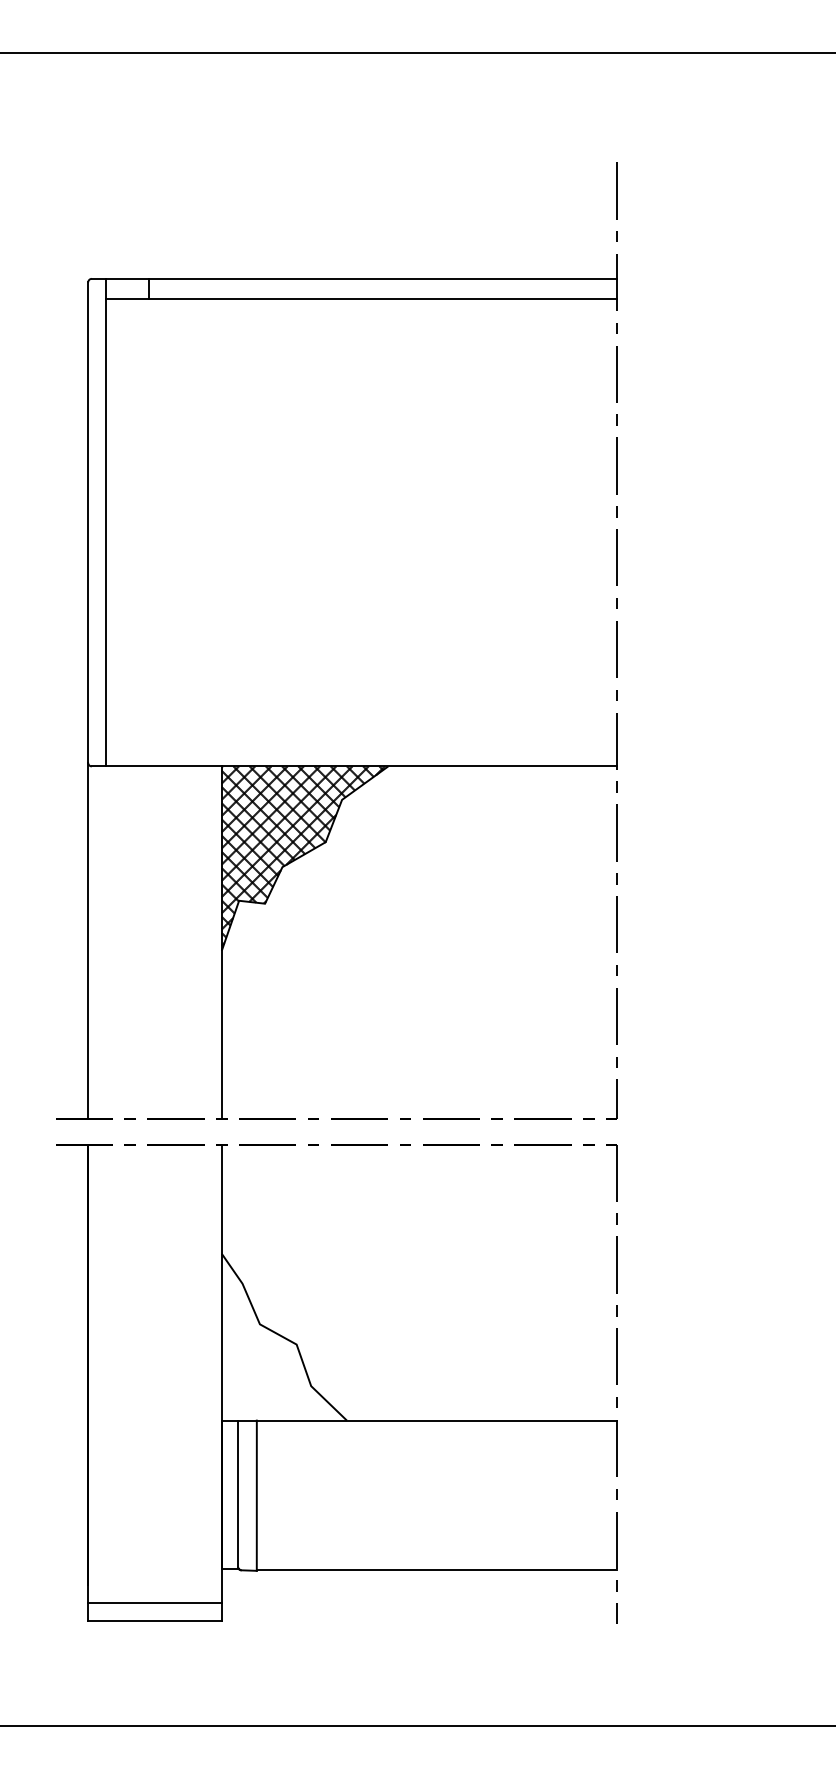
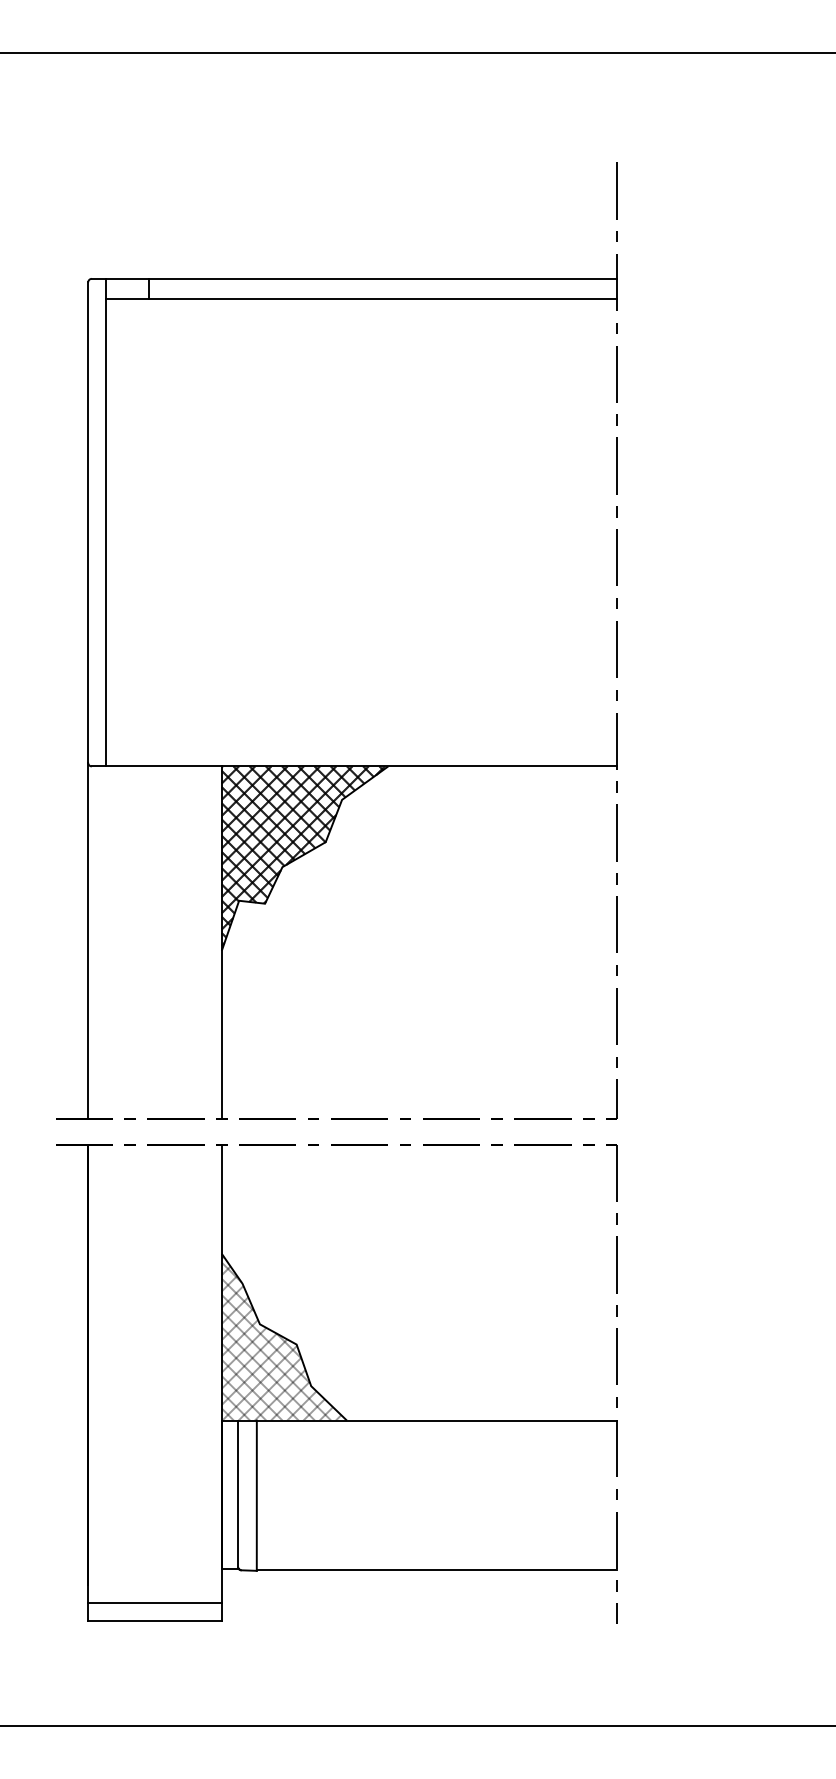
hatch: none -> present (281, 1338)
